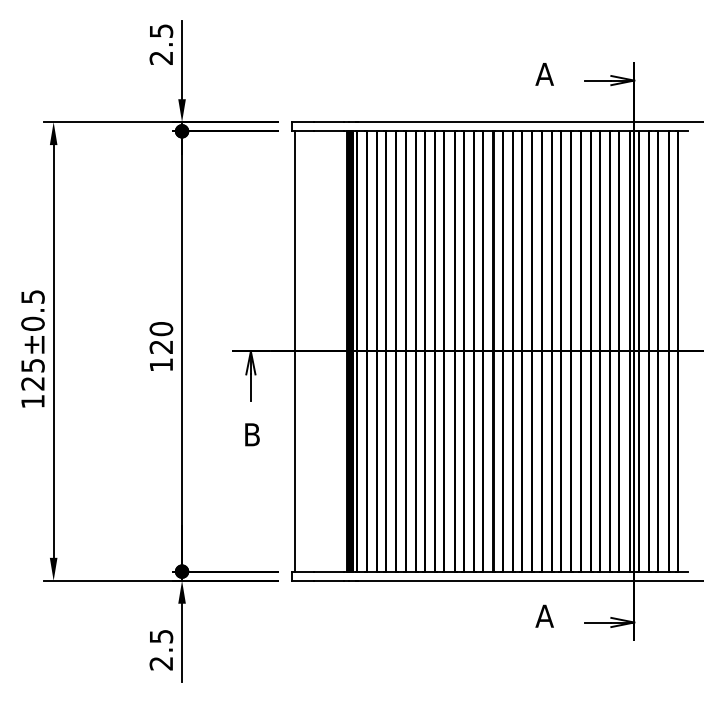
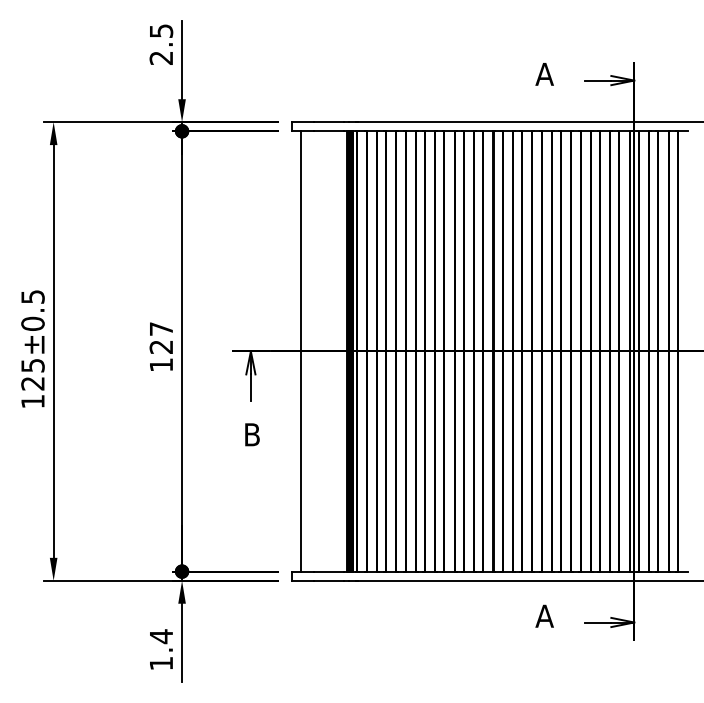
text: 120 -> 127 (161, 329)
line position: (294, 351) -> (300, 351) (300, 351)
text: 2.5 -> 1.4 (161, 649)
